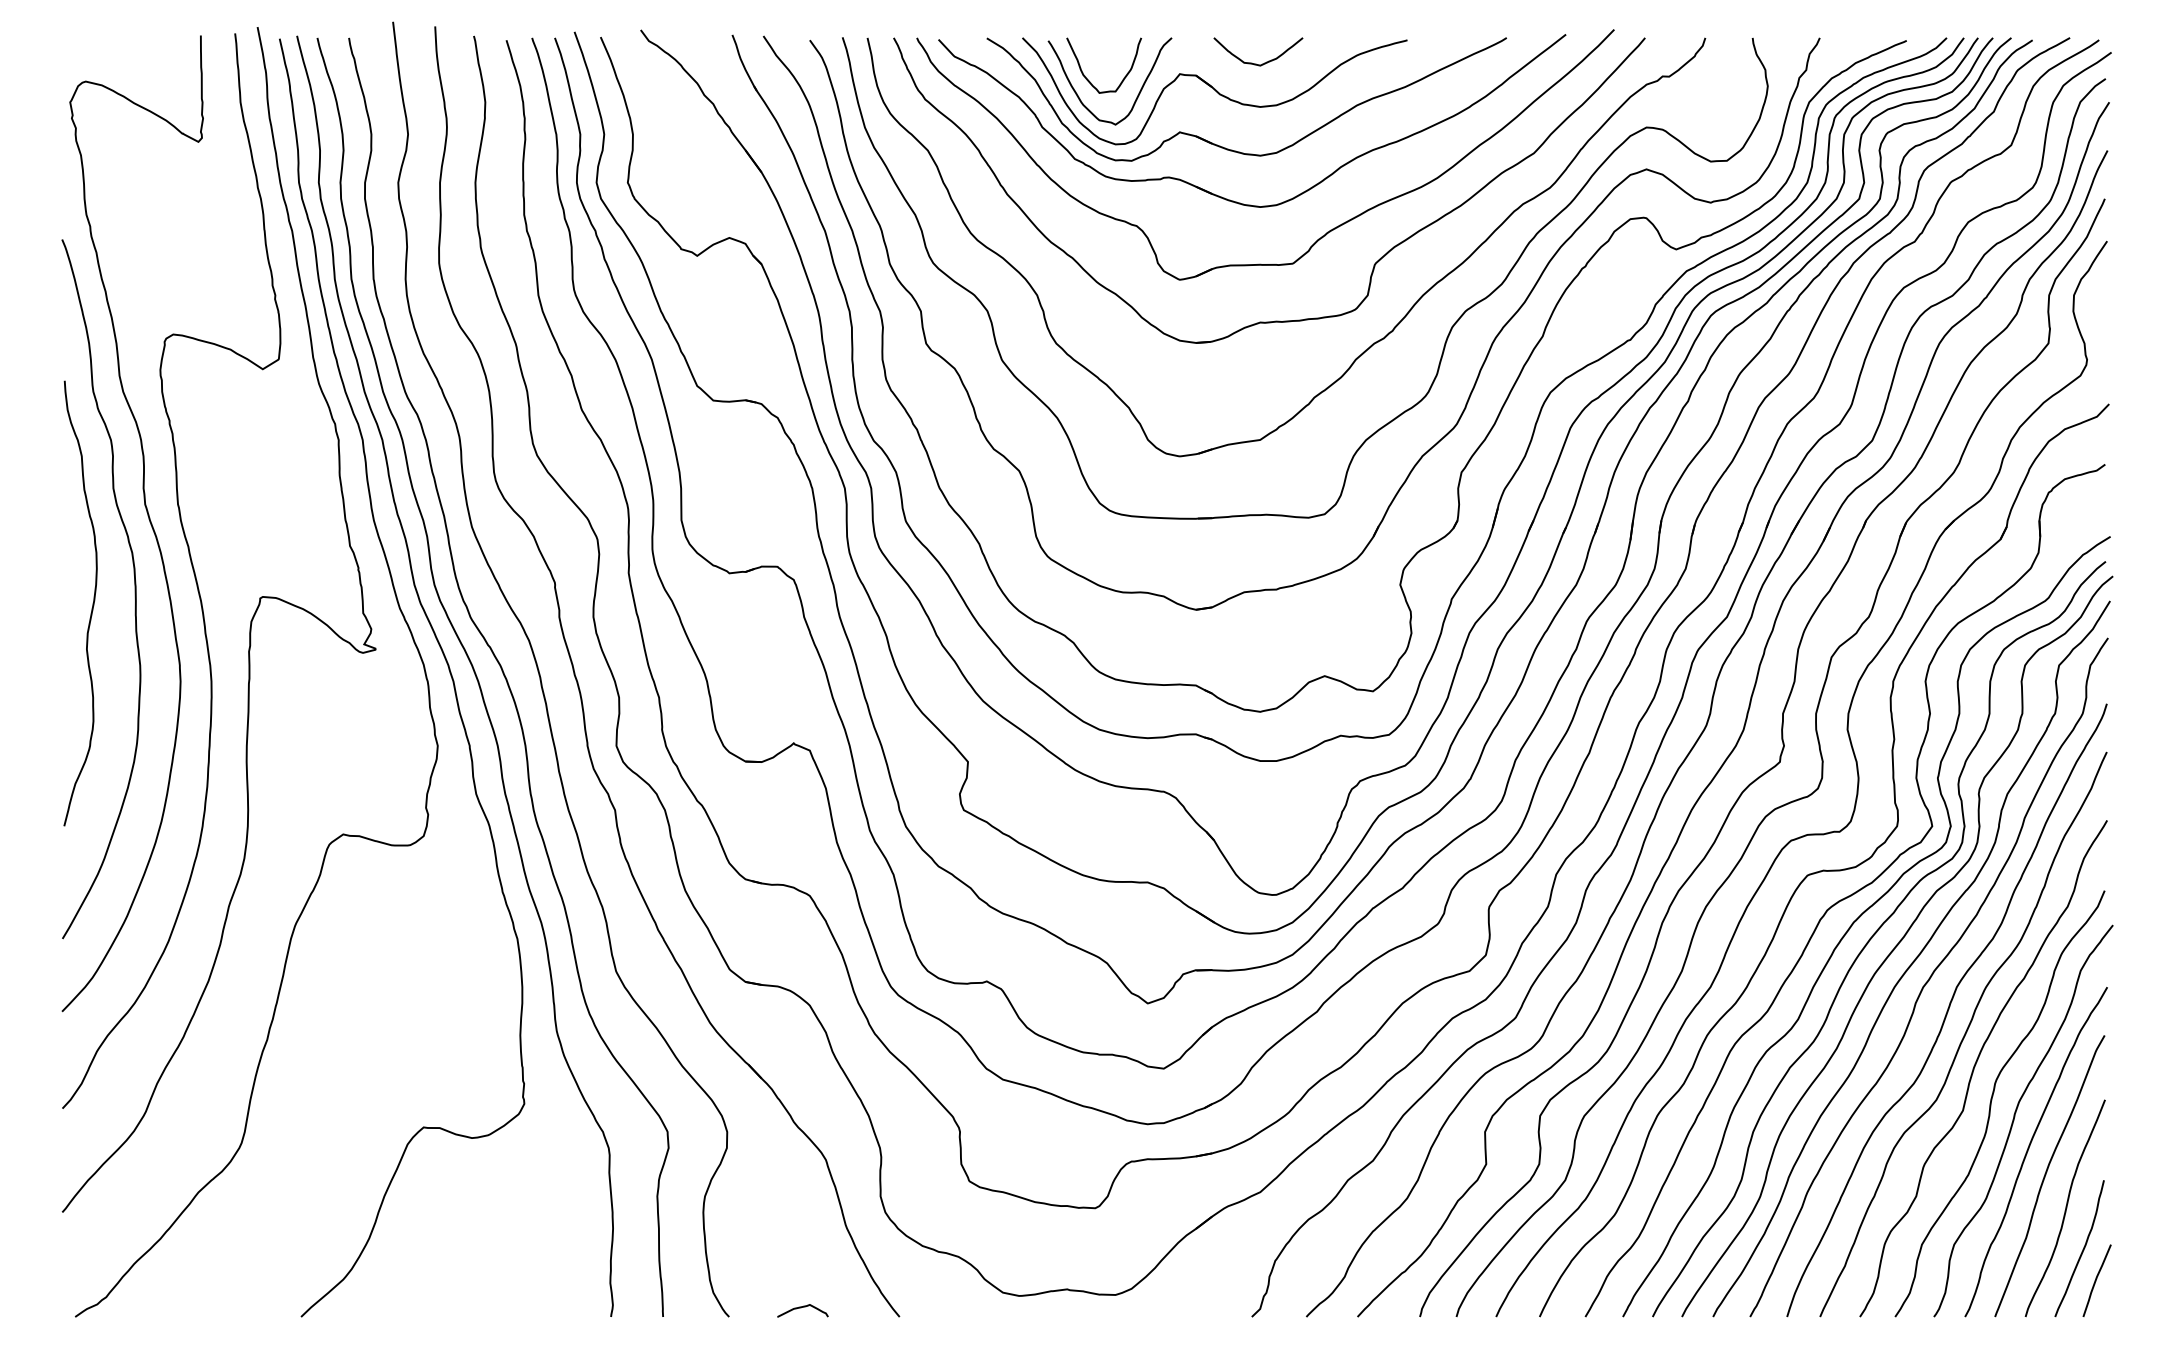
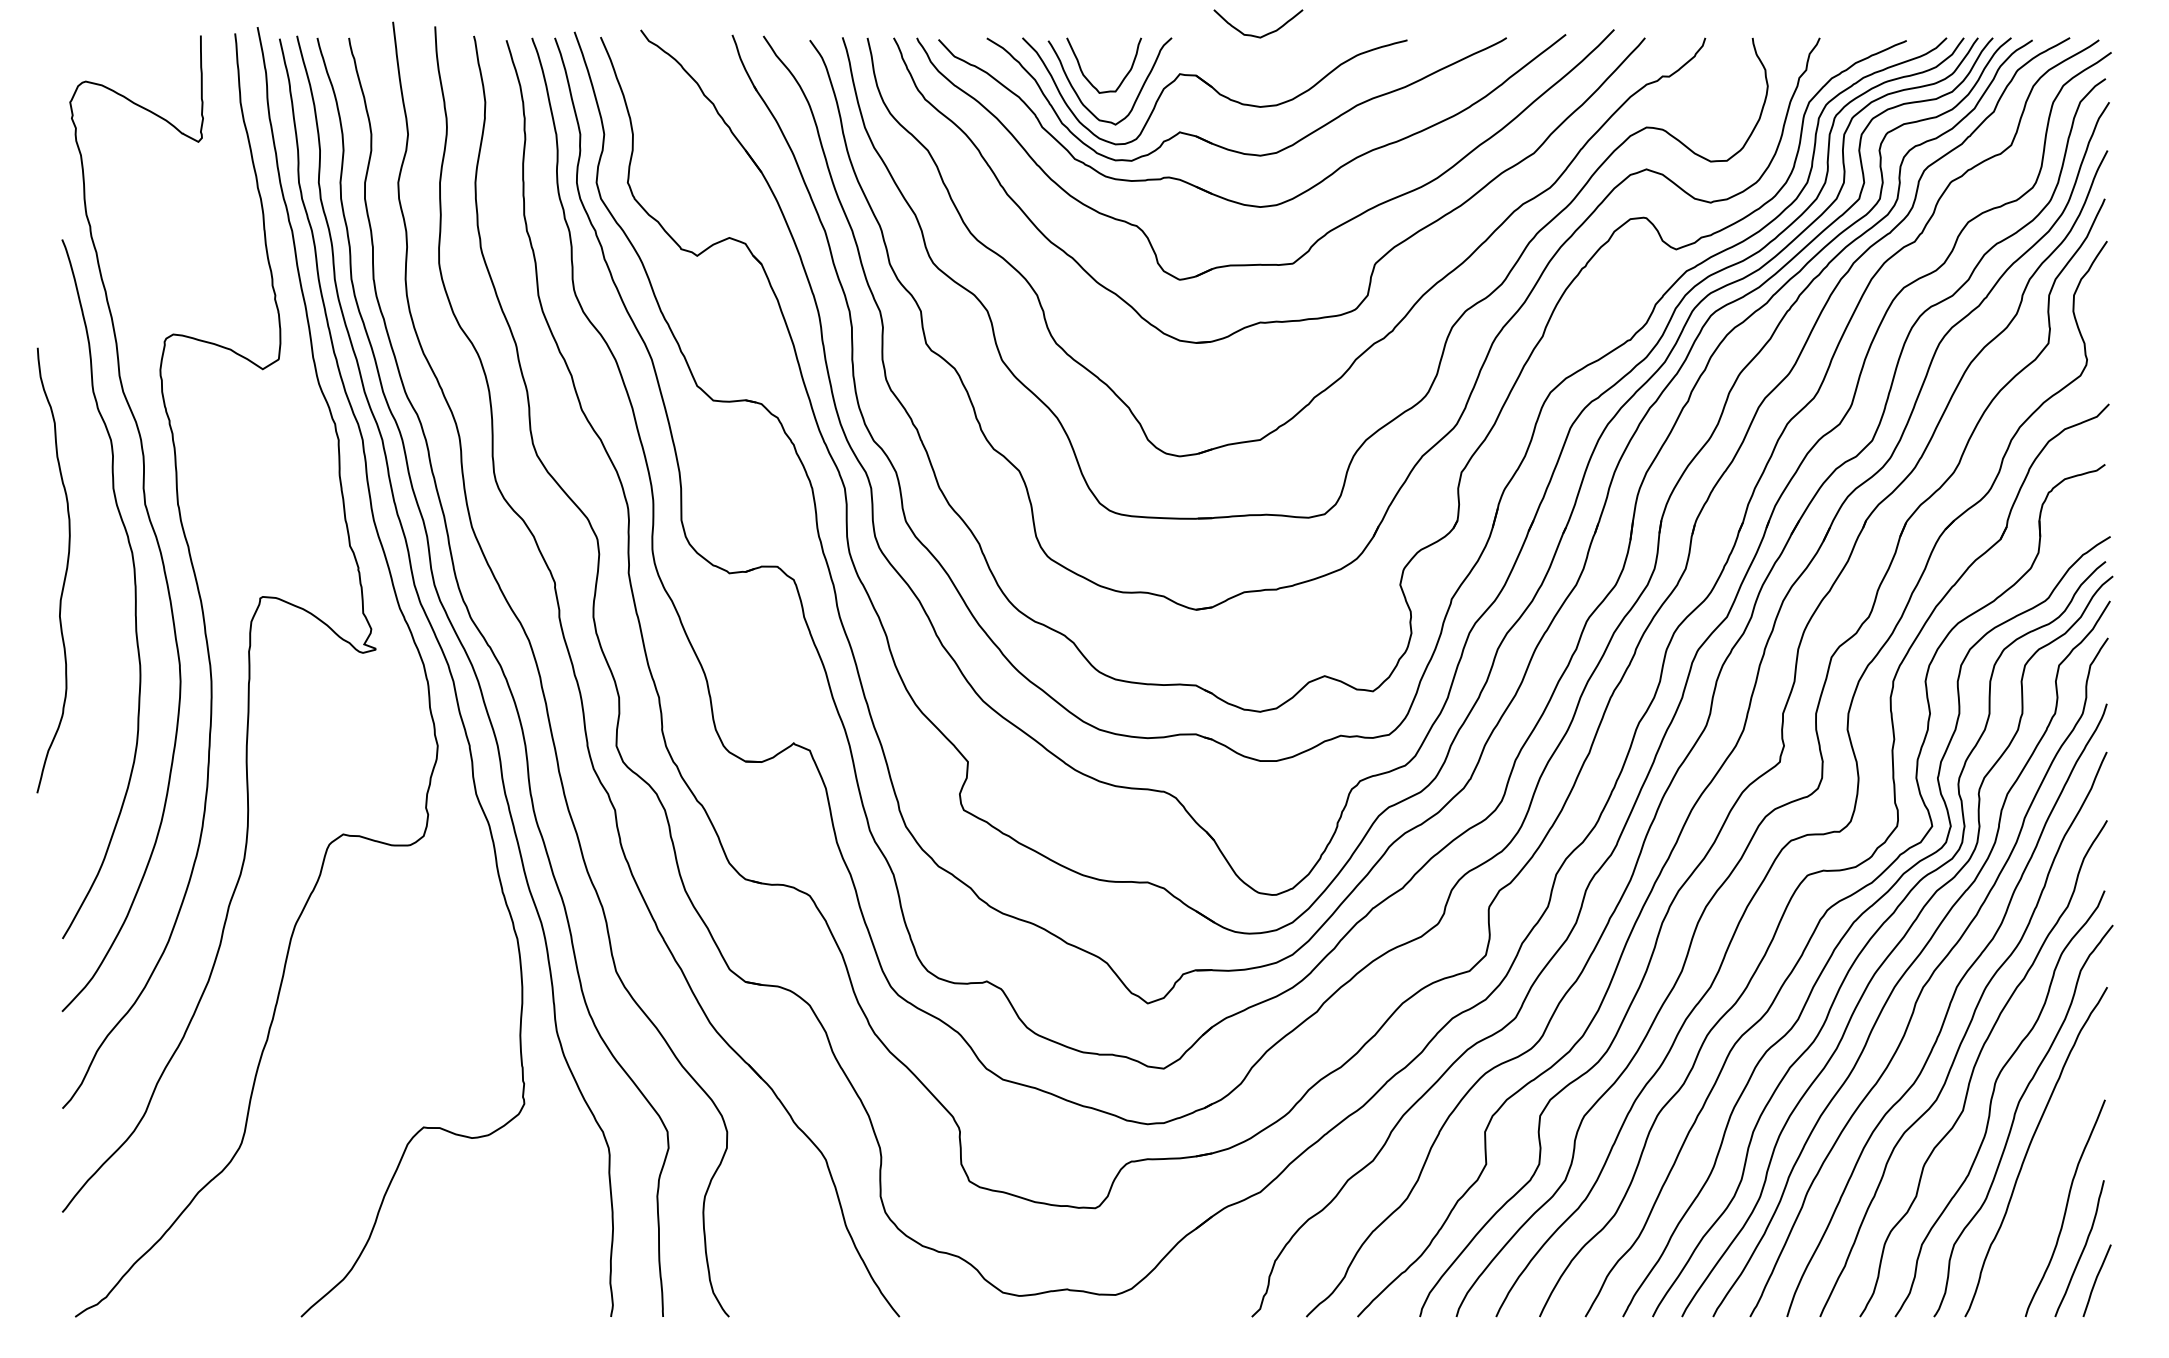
curve position: (1256, 63) -> (1256, 35) (1256, 35)
curve position: (92, 603) -> (65, 570) (65, 570)
curve: present -> none (2046, 1175)
curve: present -> none (801, 1308)
